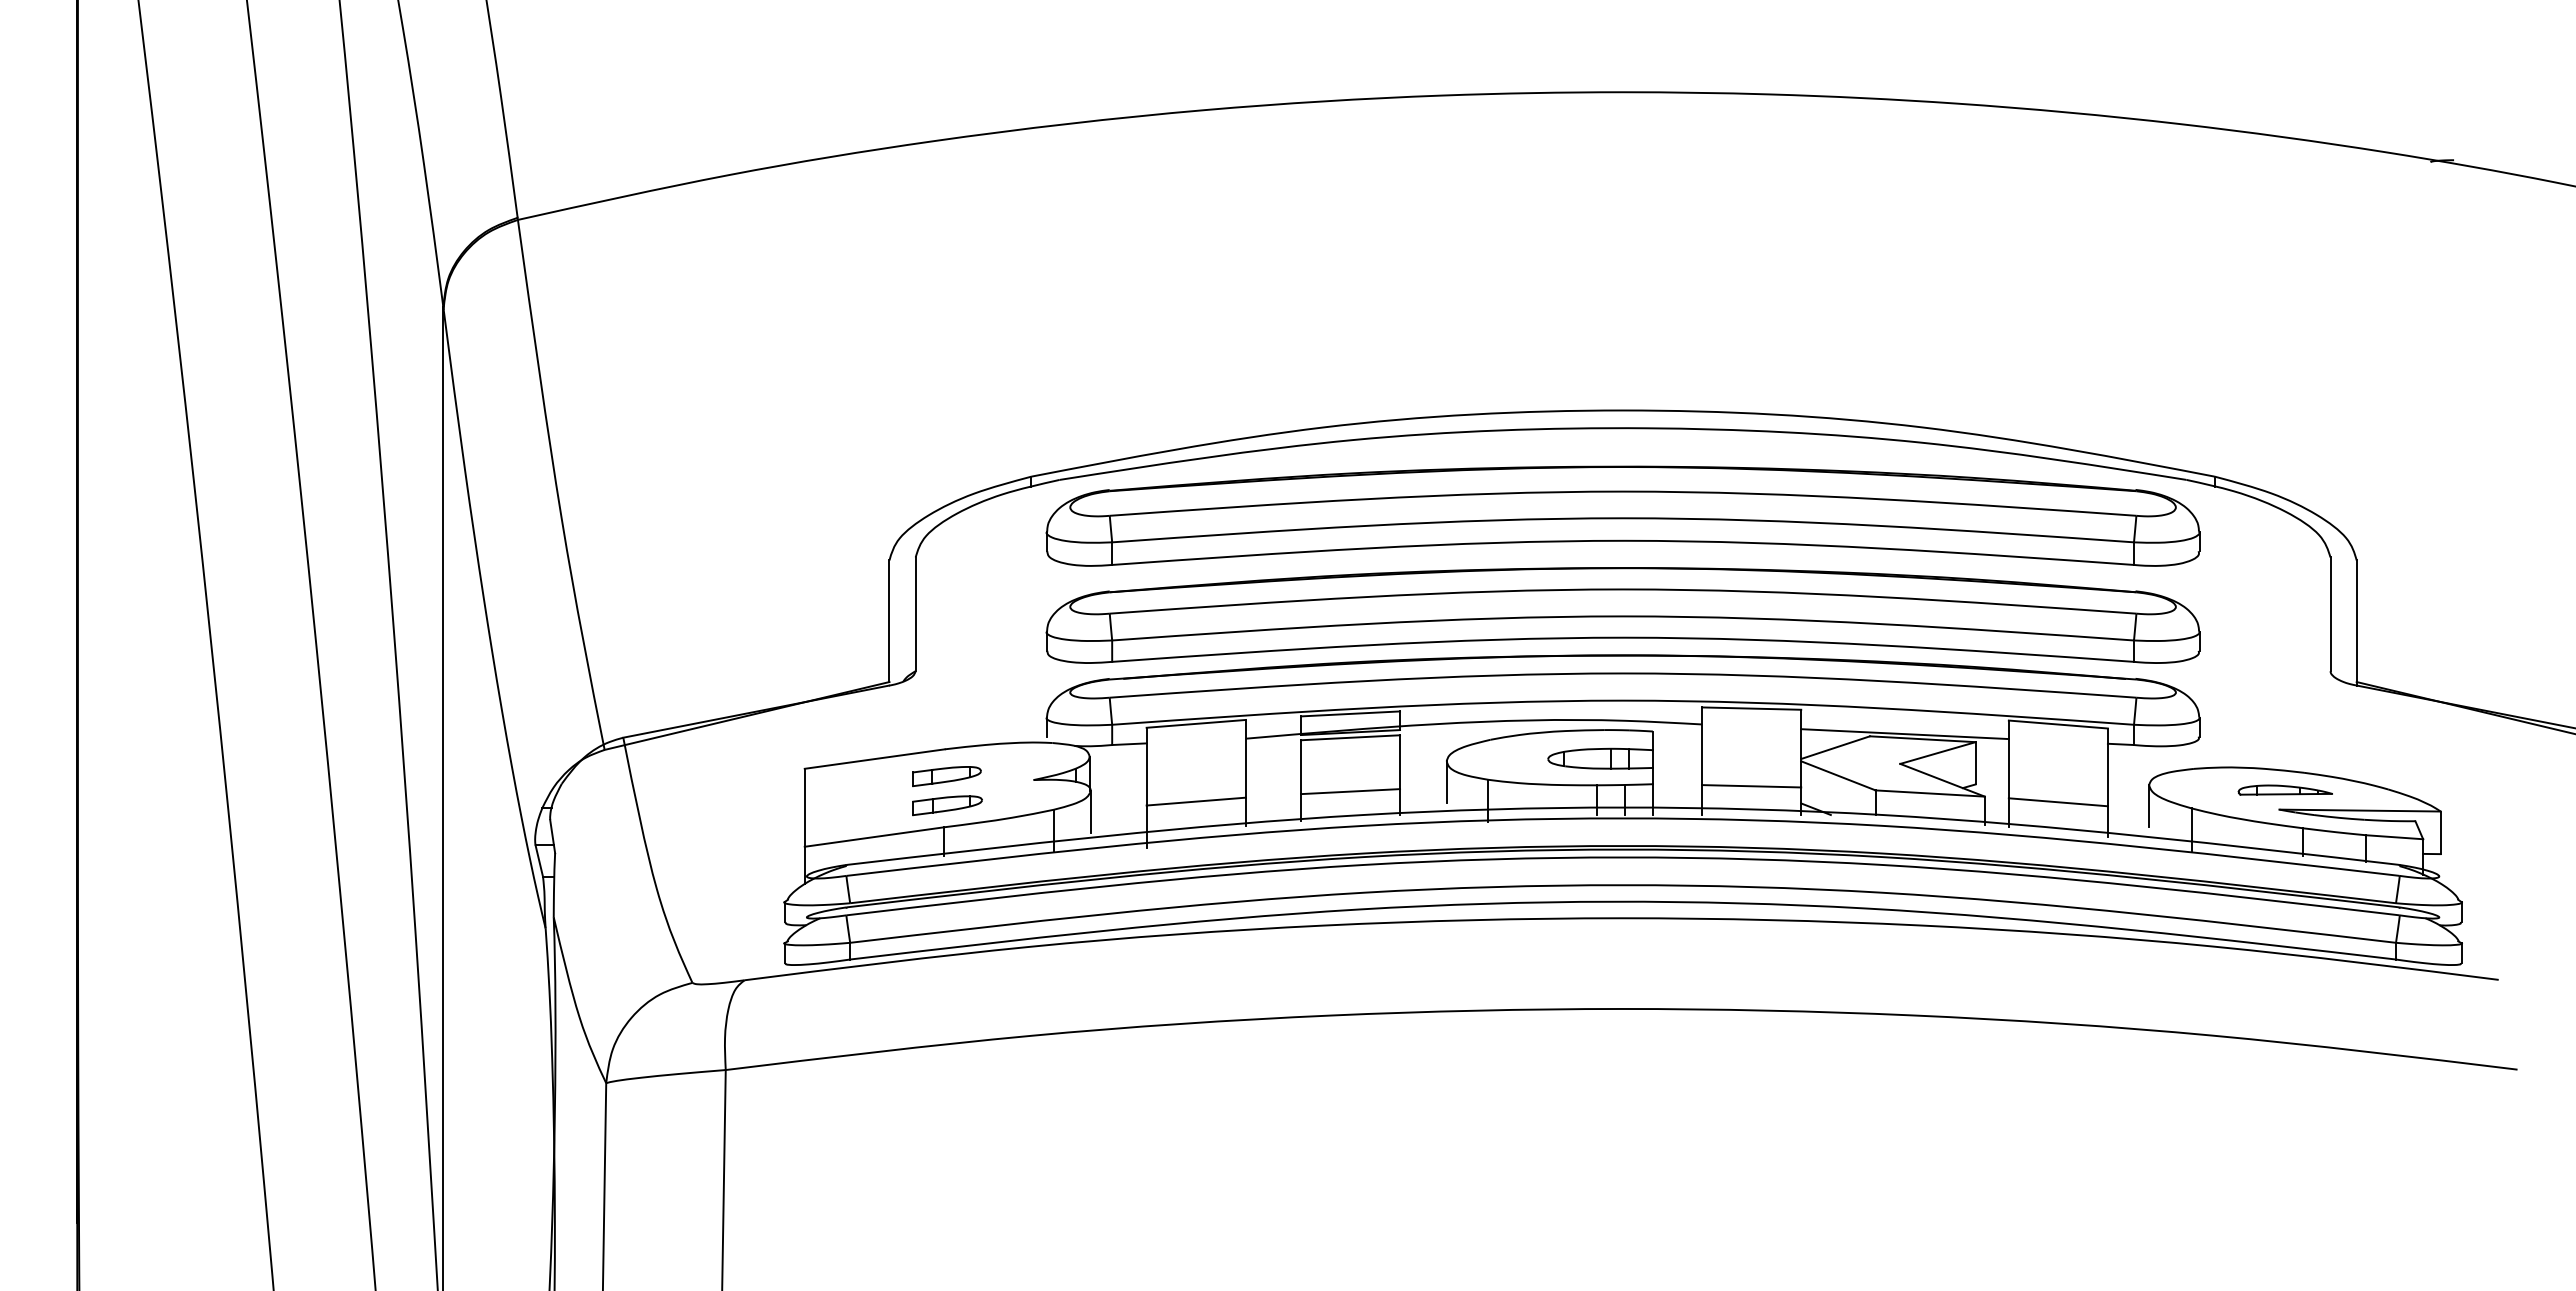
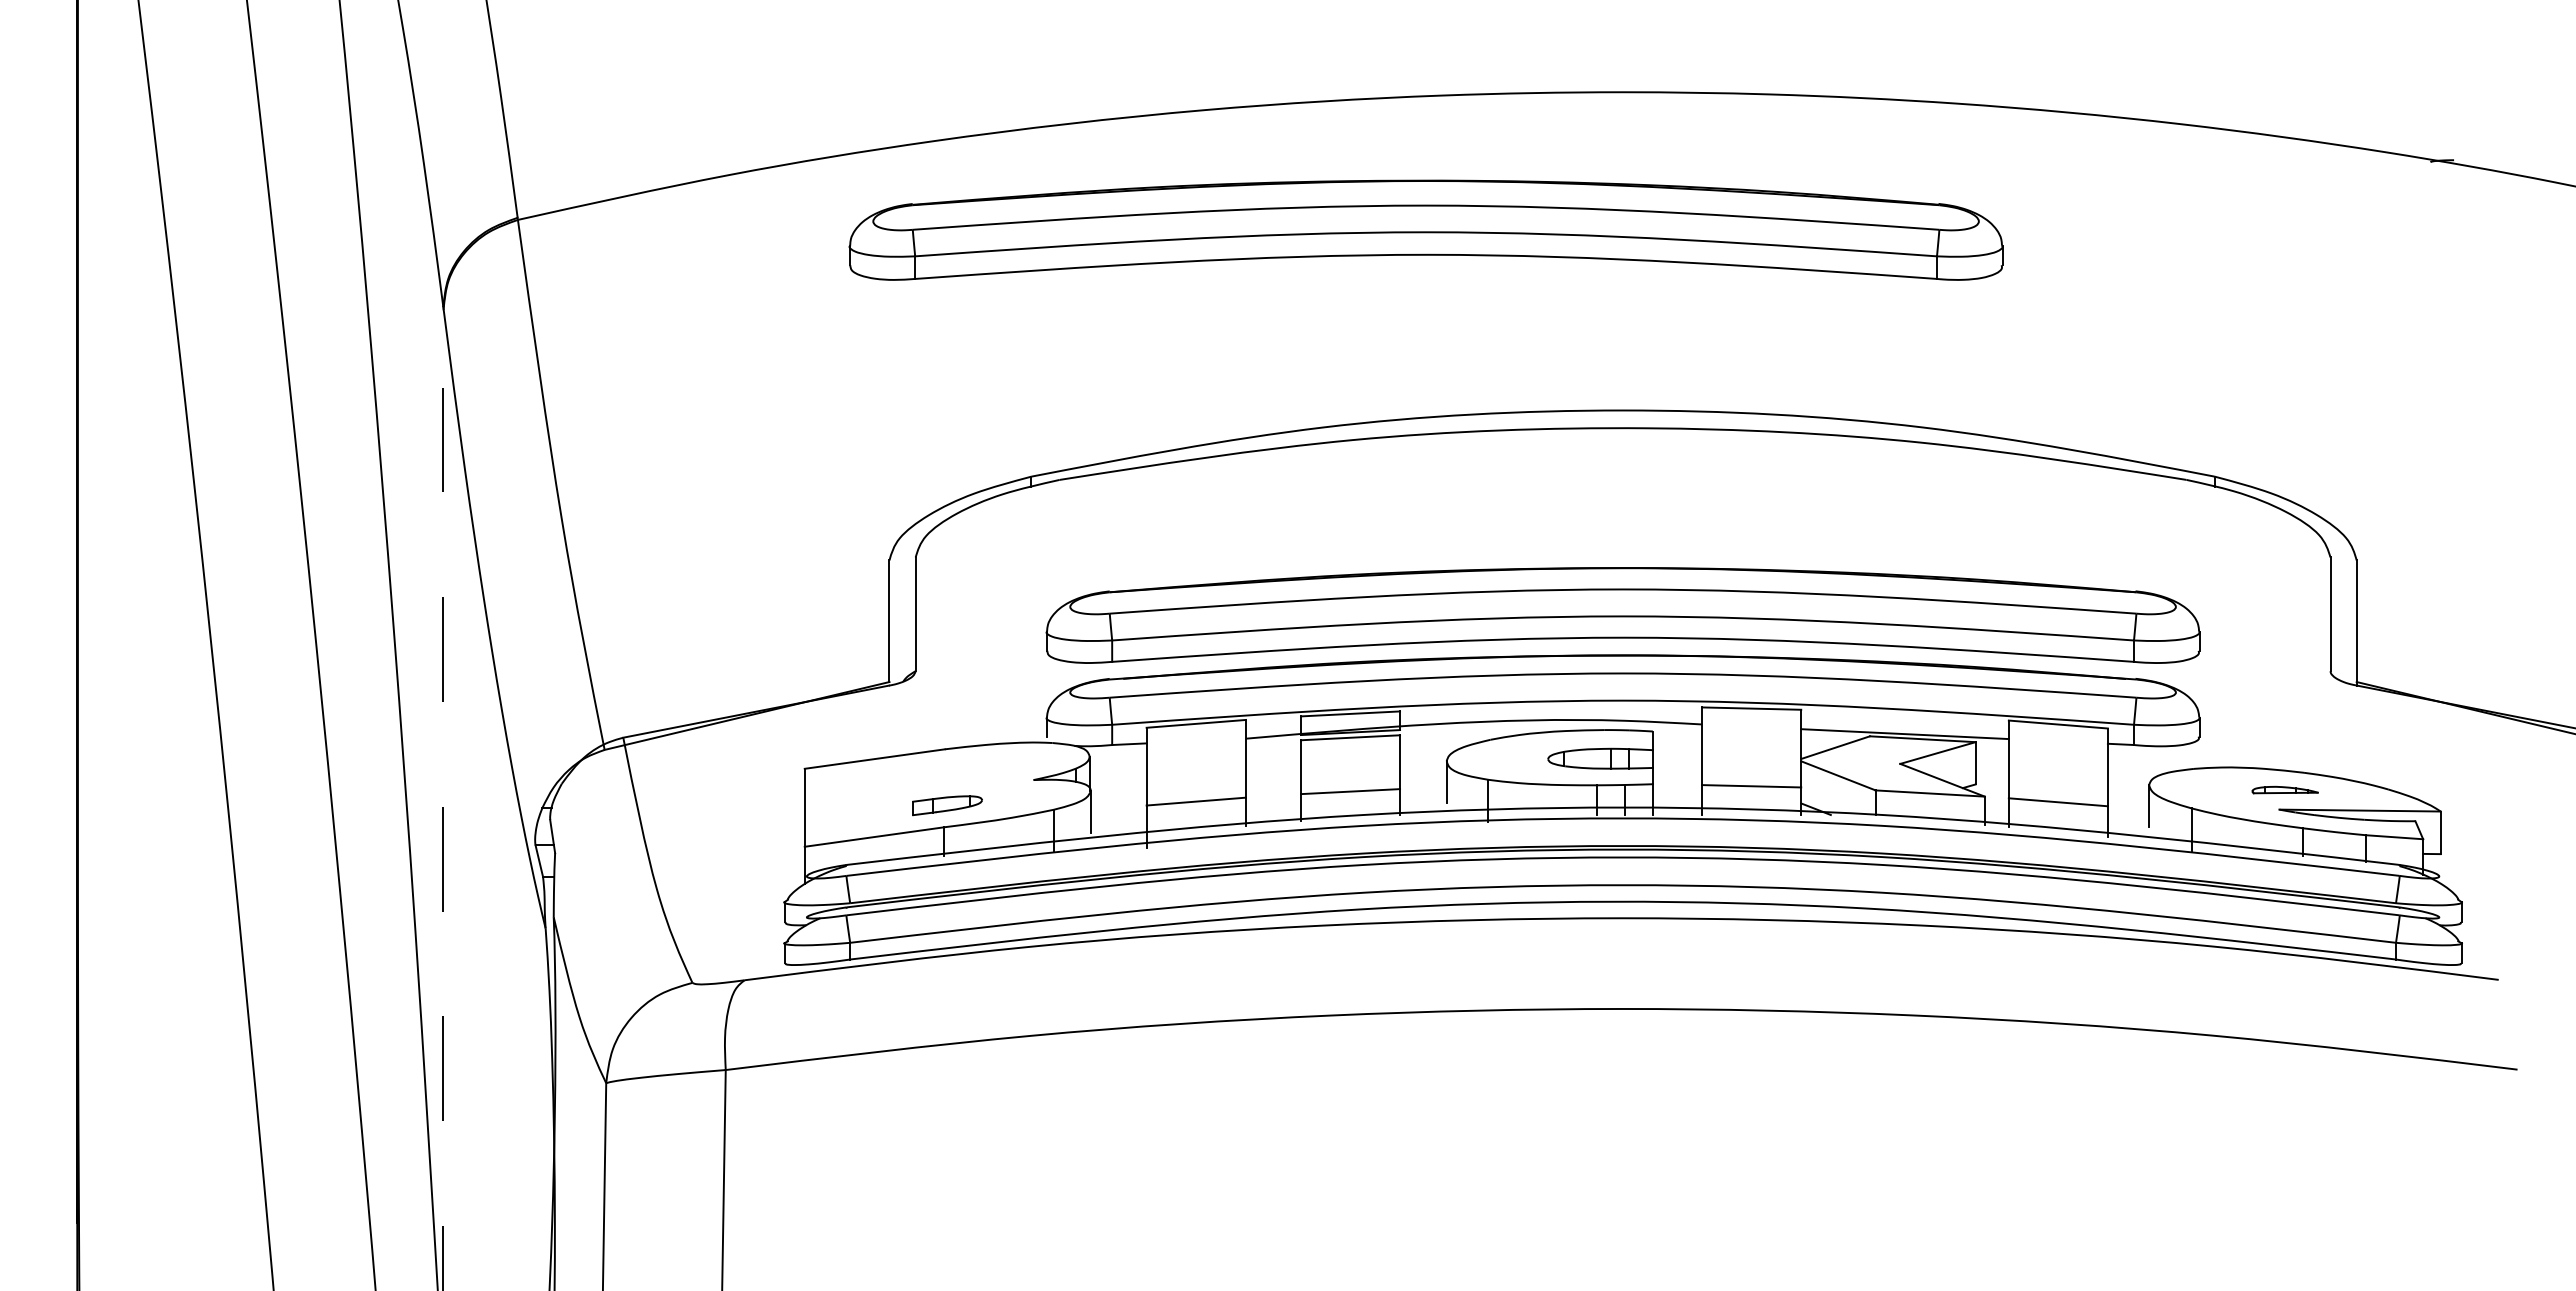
part position: (1622, 515) -> (1425, 229) (1425, 229)
part: present -> none (946, 776)
part size: 96x12 px -> 68x10 px (2284, 789)
line: solid -> dashed (443, 798)
